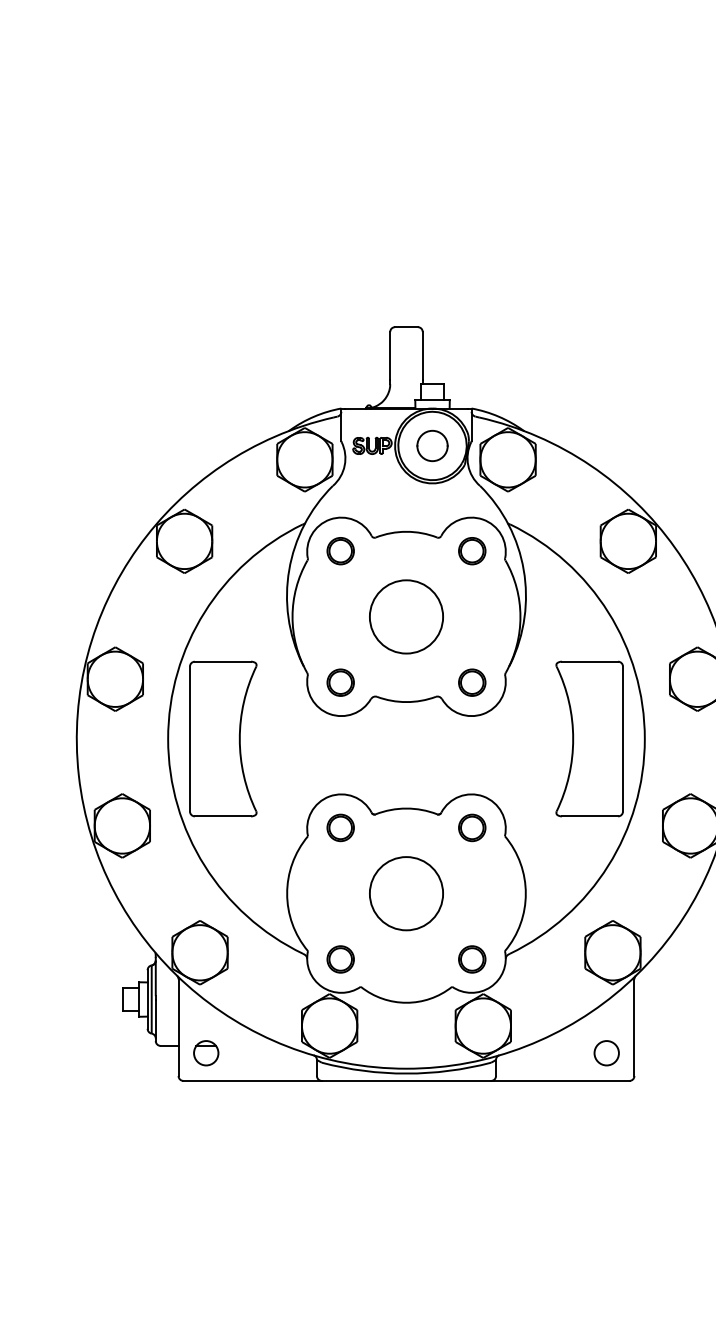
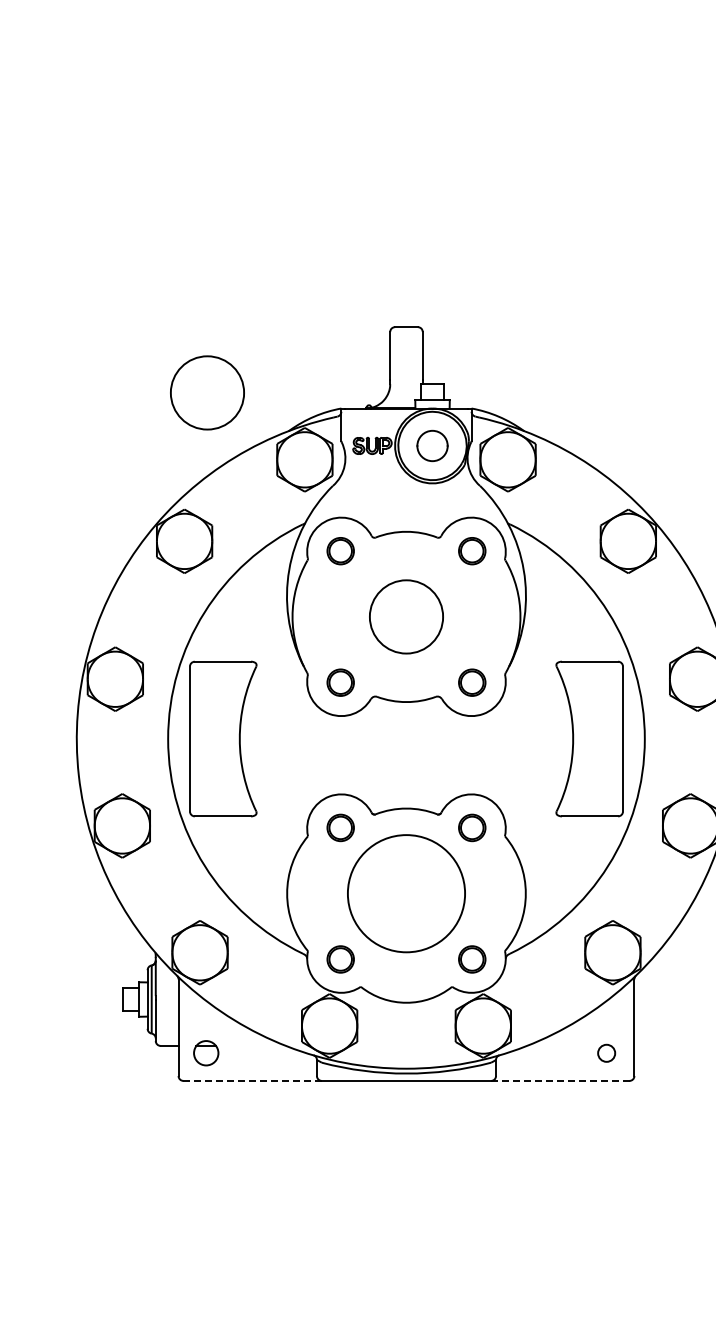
circle: none -> present (207, 392)
circle diameter: 73 px -> 117 px (406, 893)
circle size: 27x27 px -> 20x20 px (606, 1052)
line: solid -> dashed (253, 1080)
line: solid -> dashed (560, 1080)
